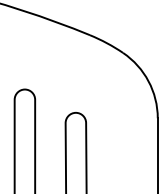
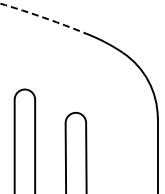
arc: solid -> dashed (45, 18)
